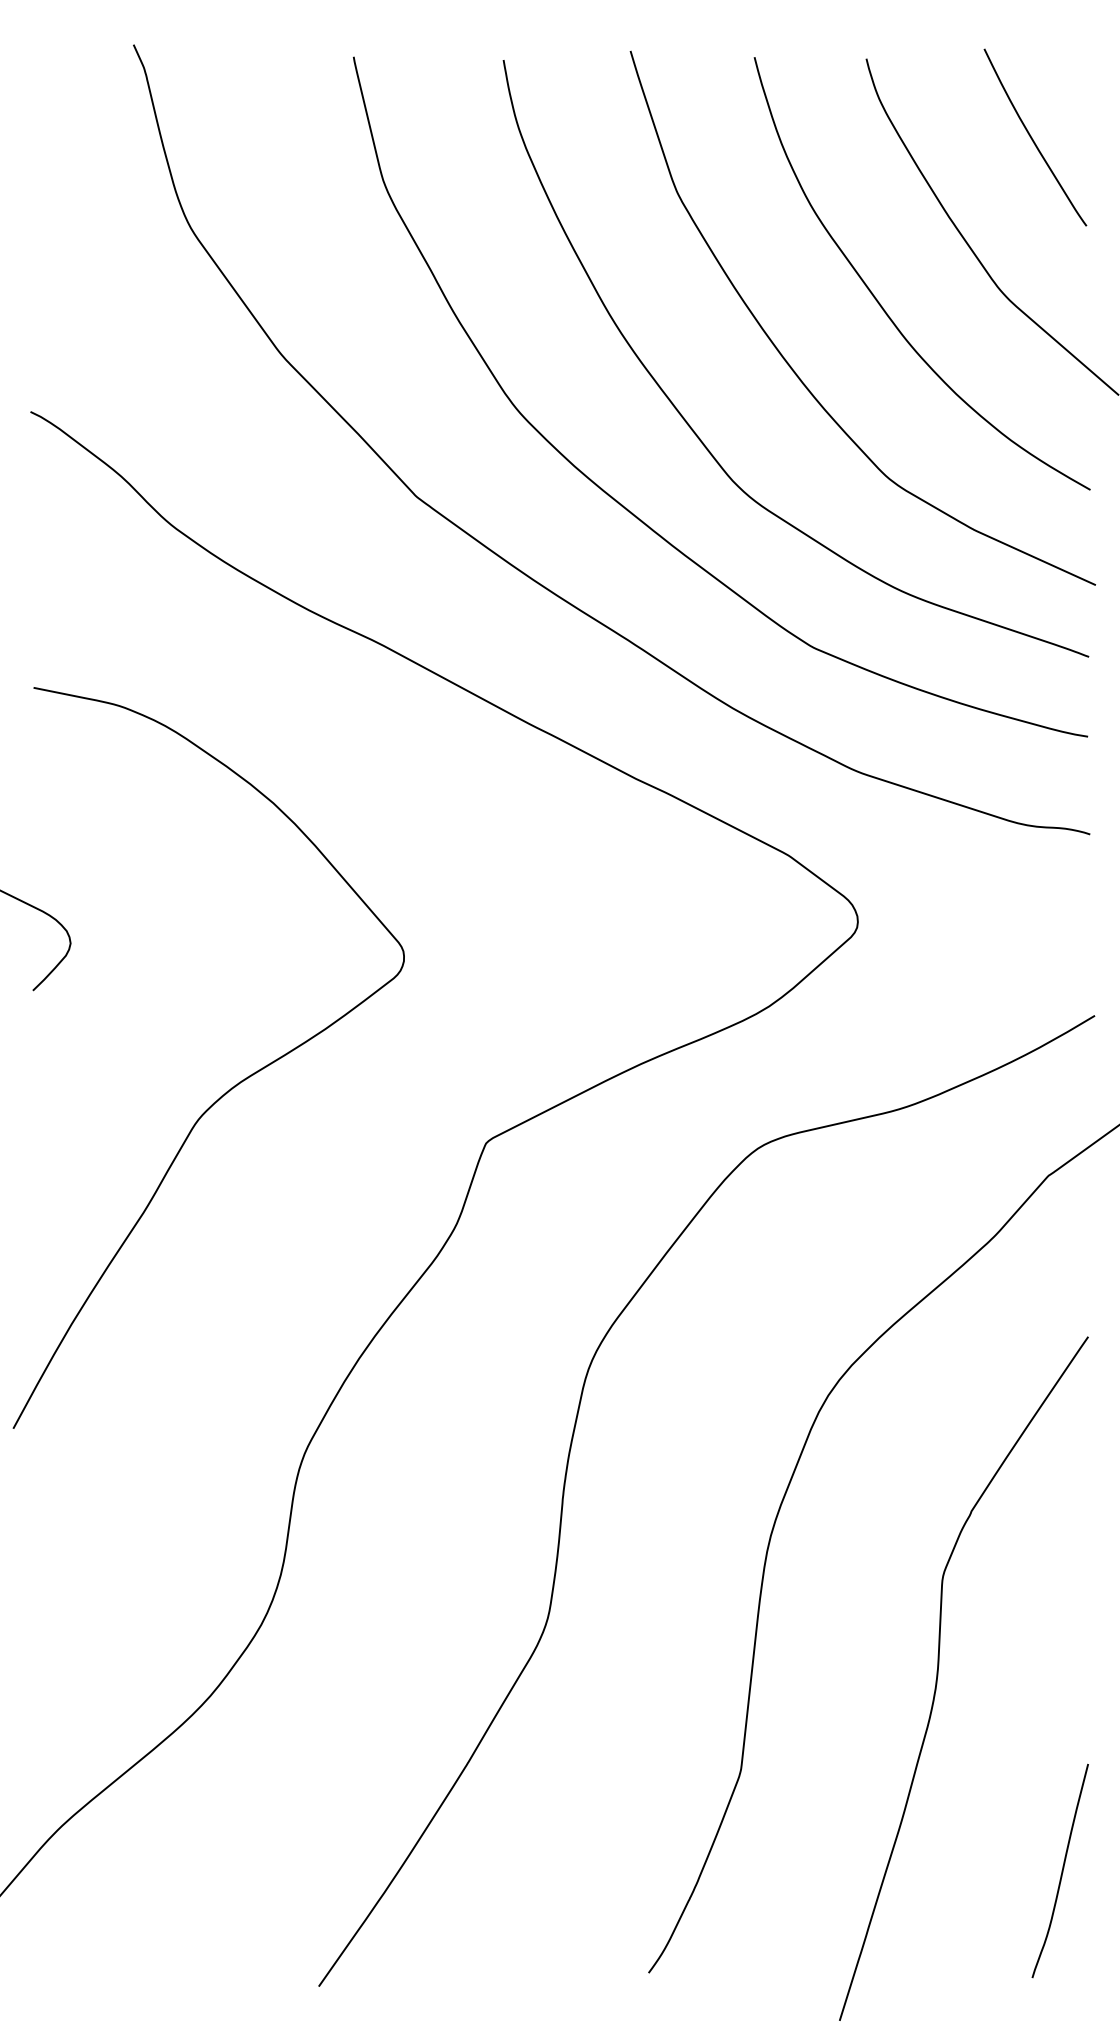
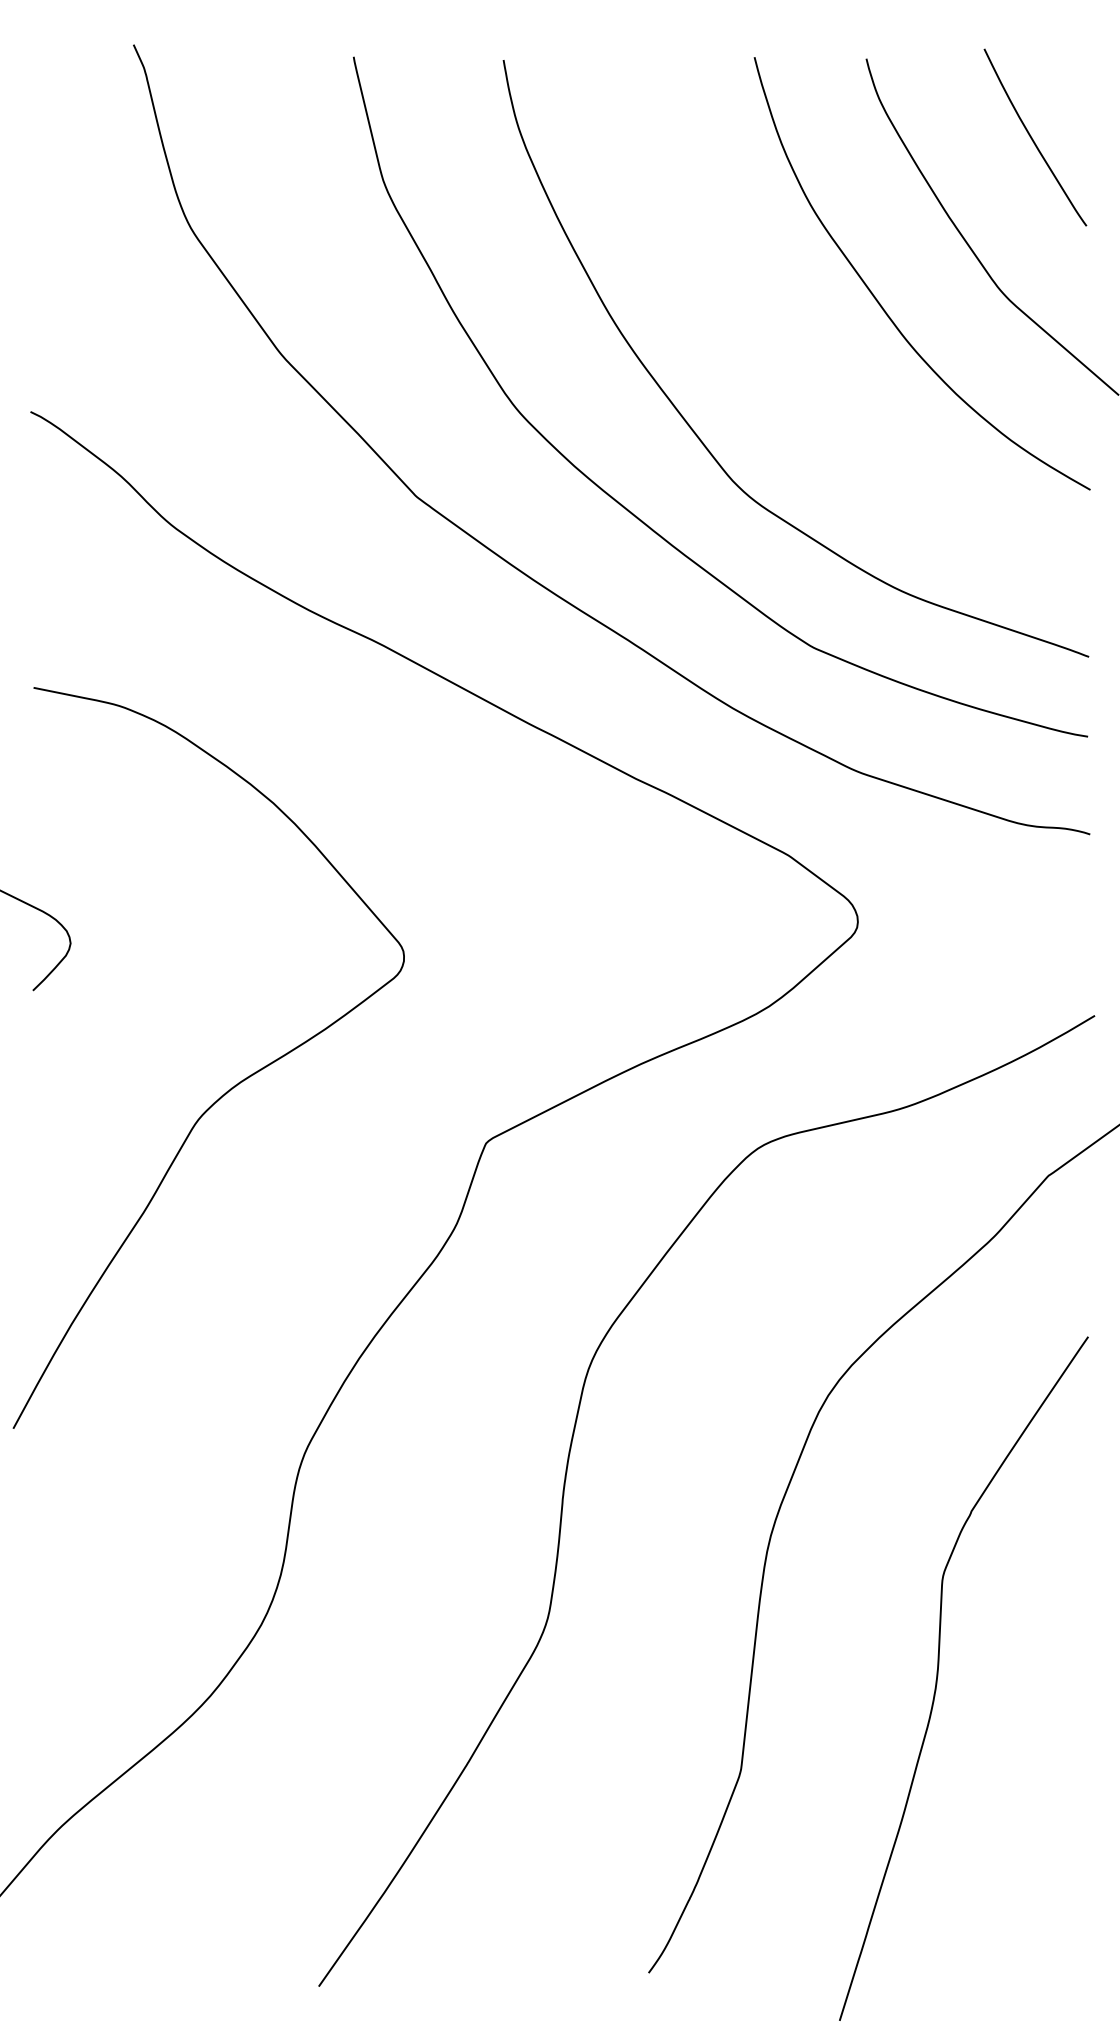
curve: present -> none (792, 367)
curve: present -> none (1061, 1870)
